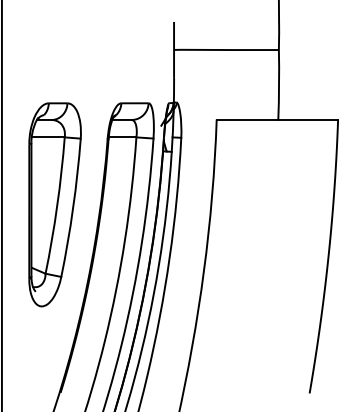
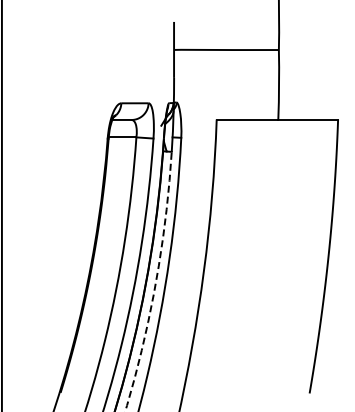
part: present -> none (54, 204)
arc: solid -> dashed (155, 283)
